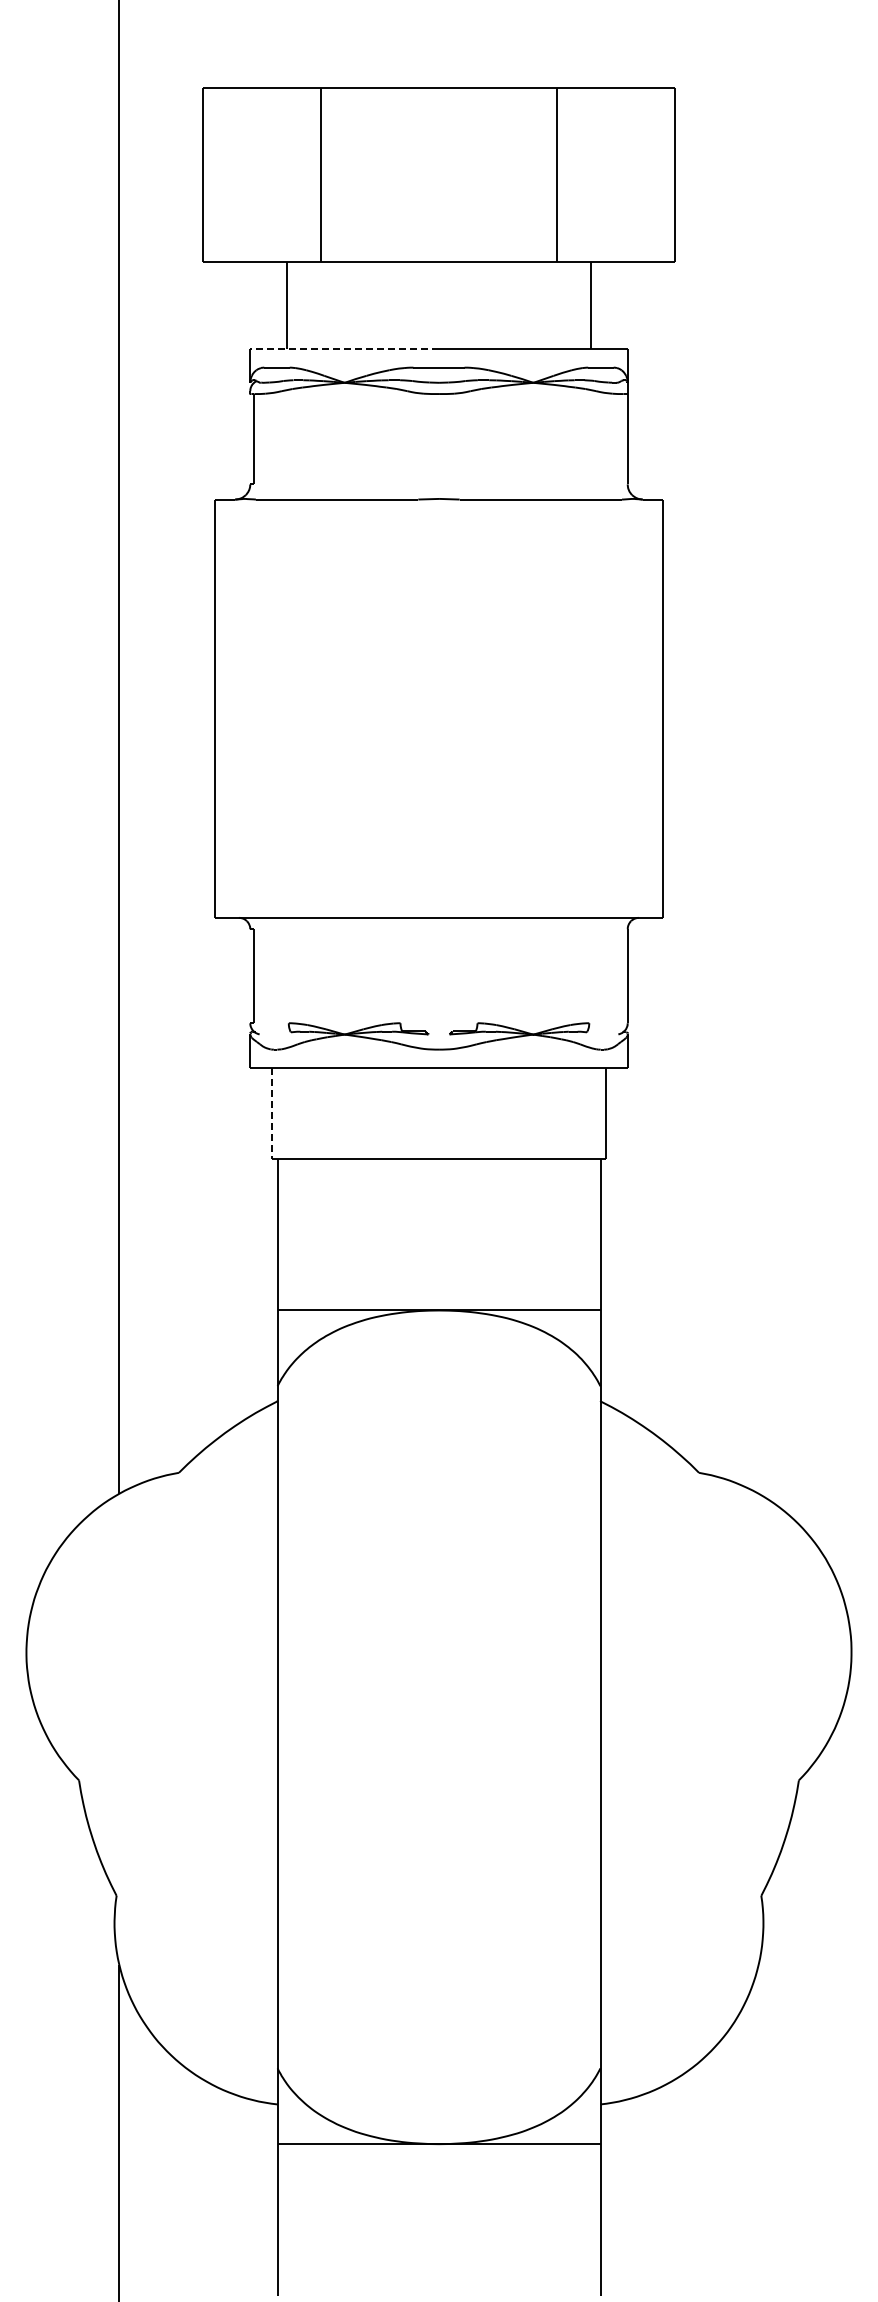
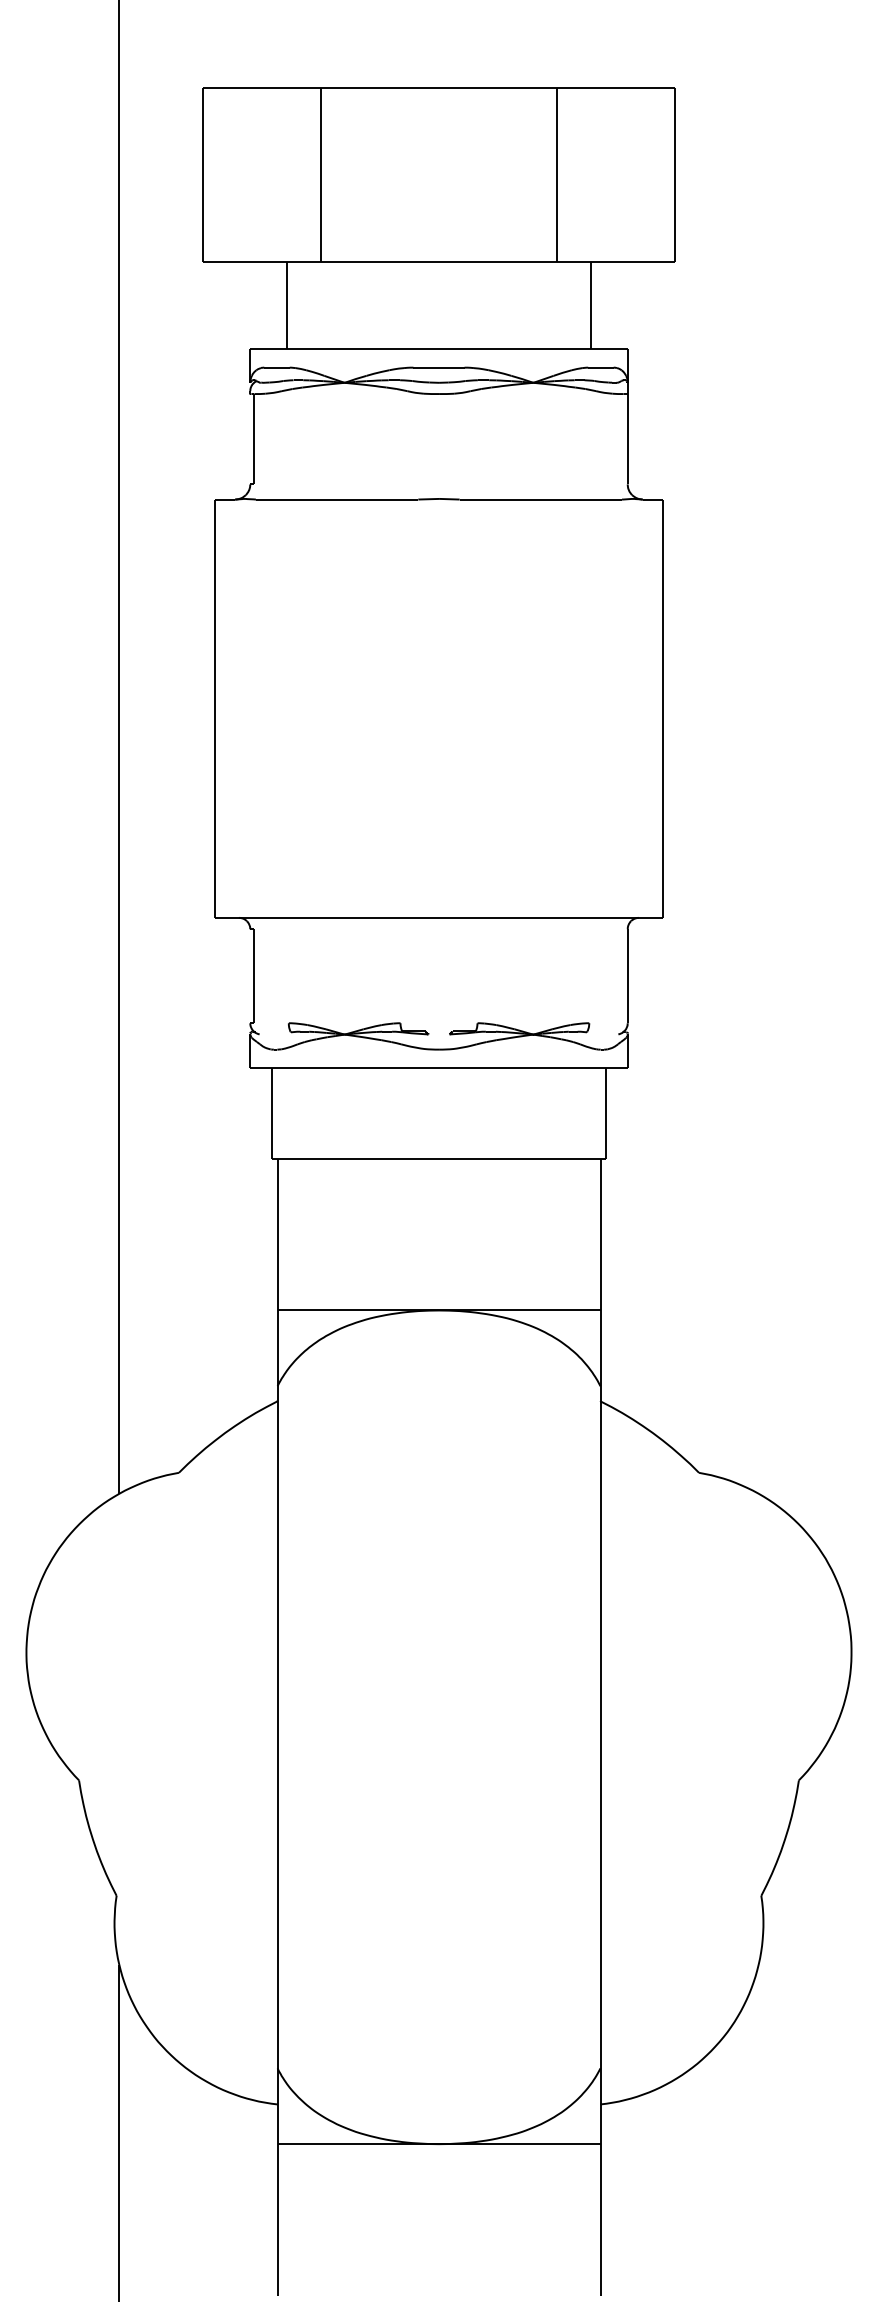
line: dashed -> solid (344, 349)
line: dashed -> solid (272, 1113)
